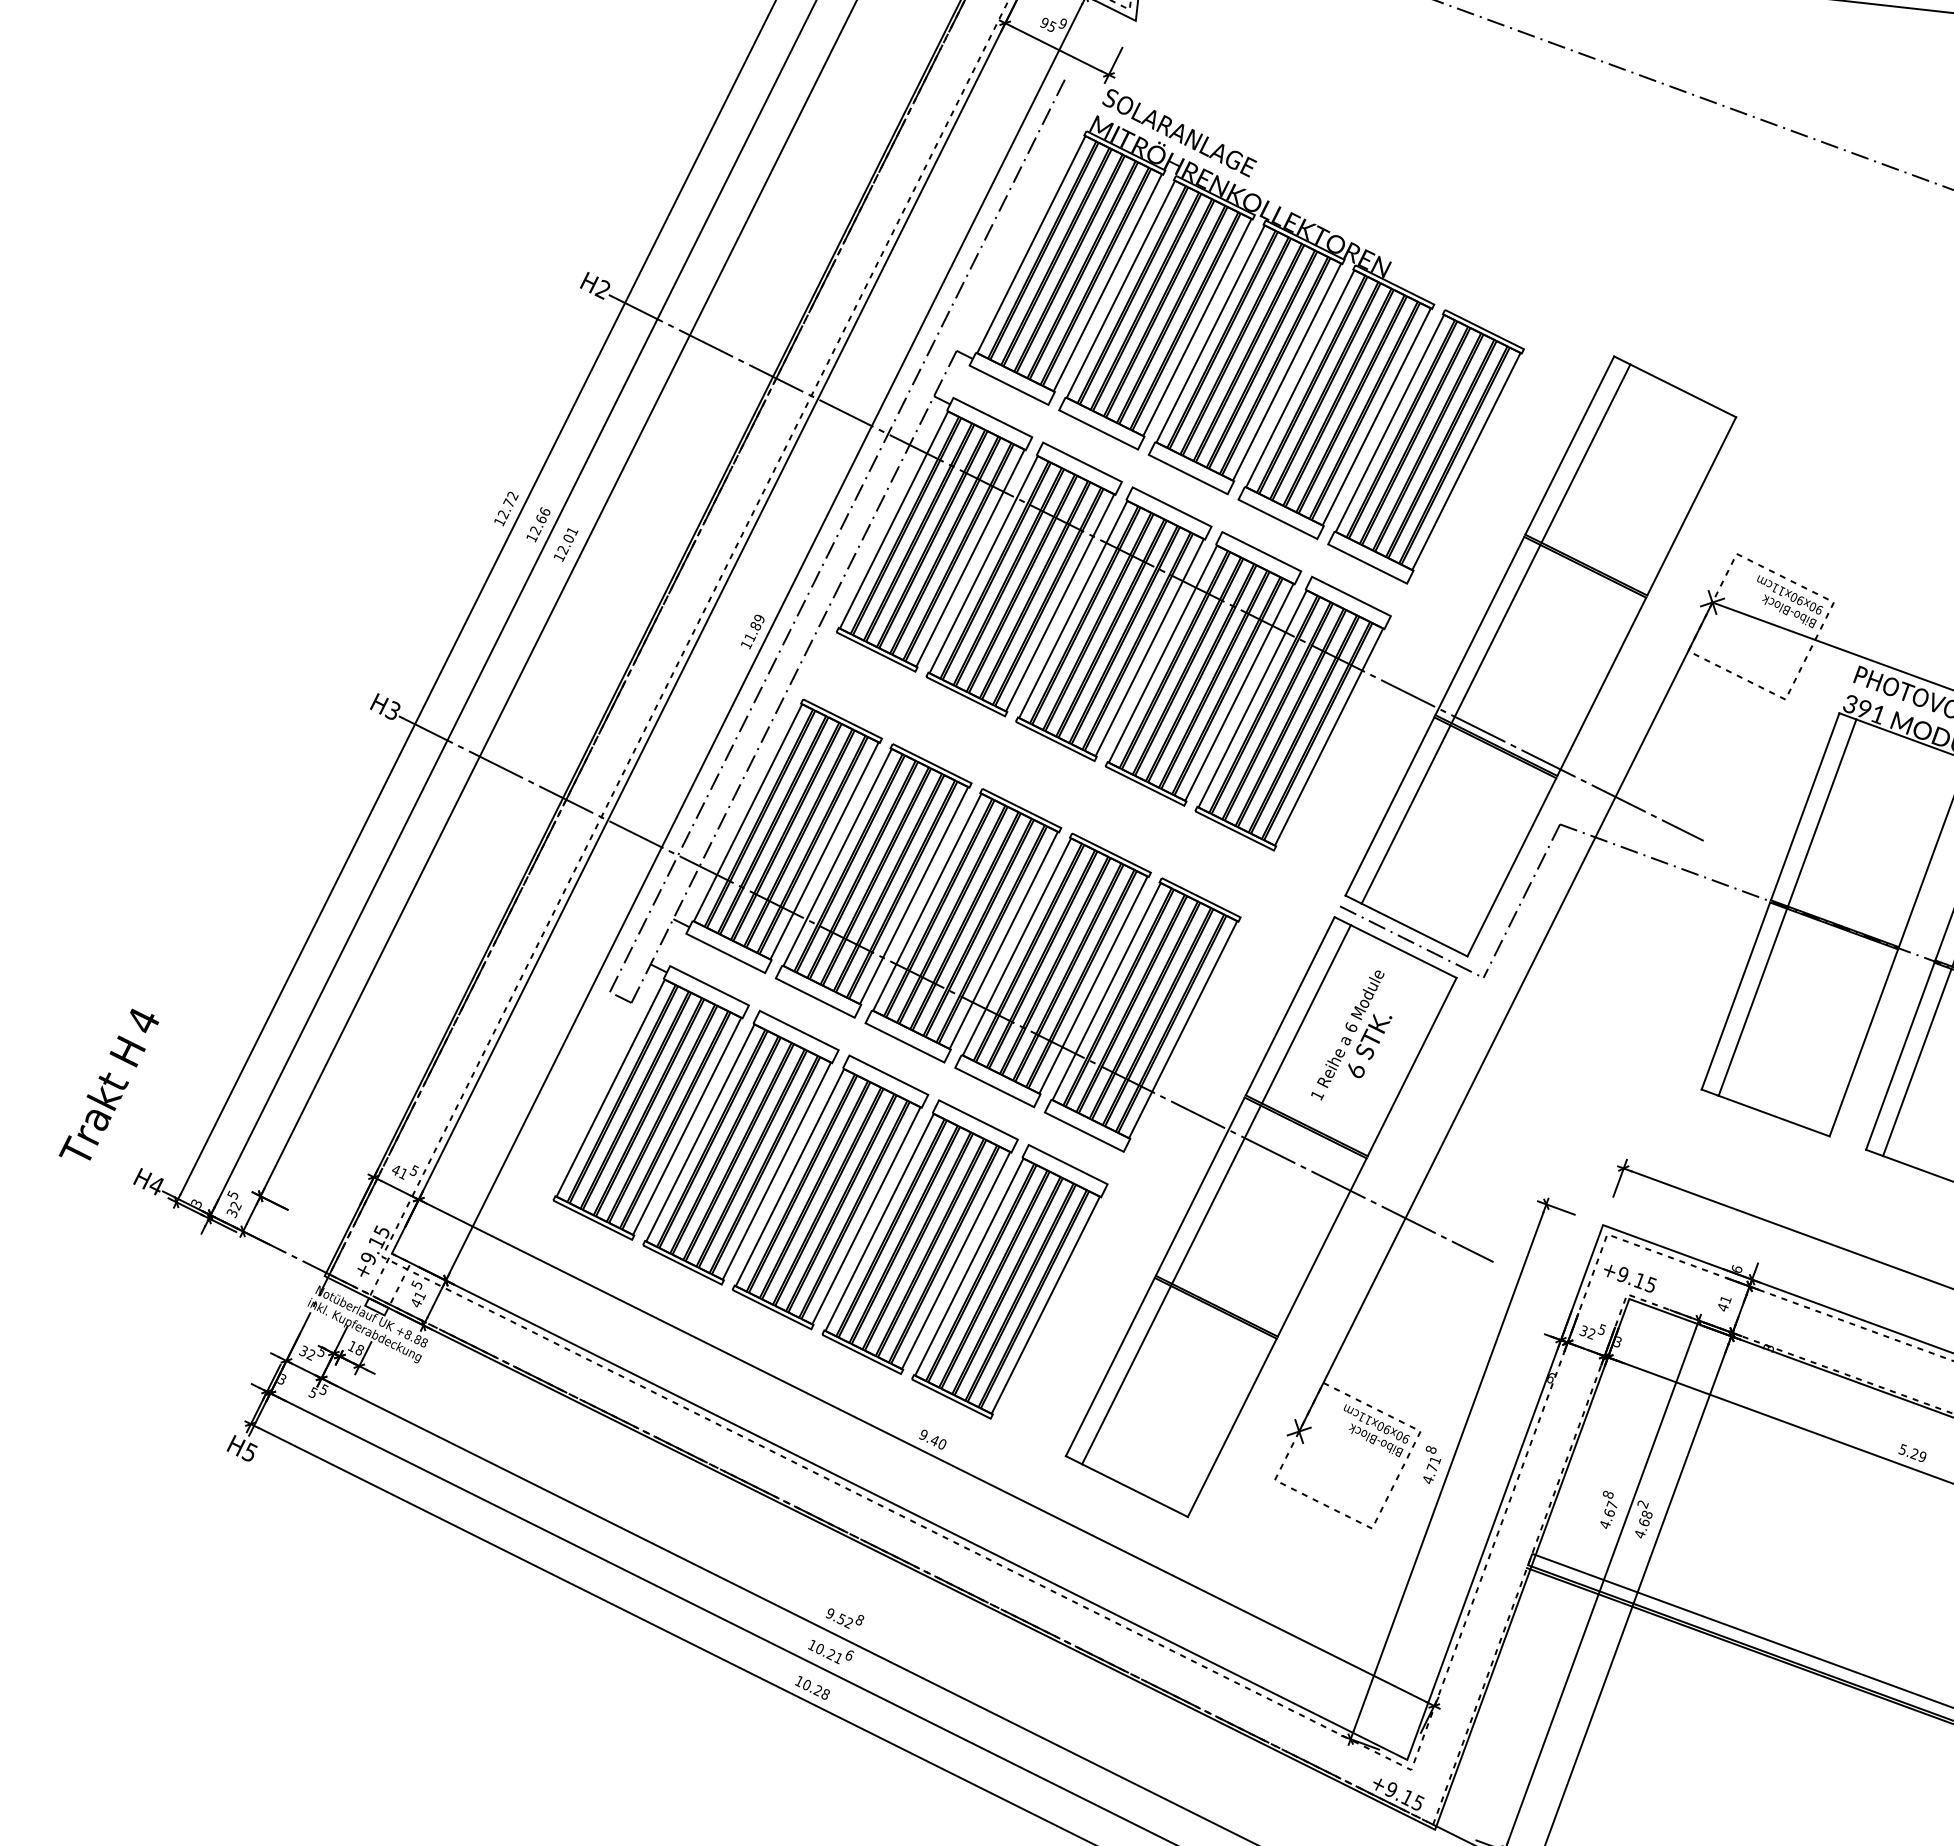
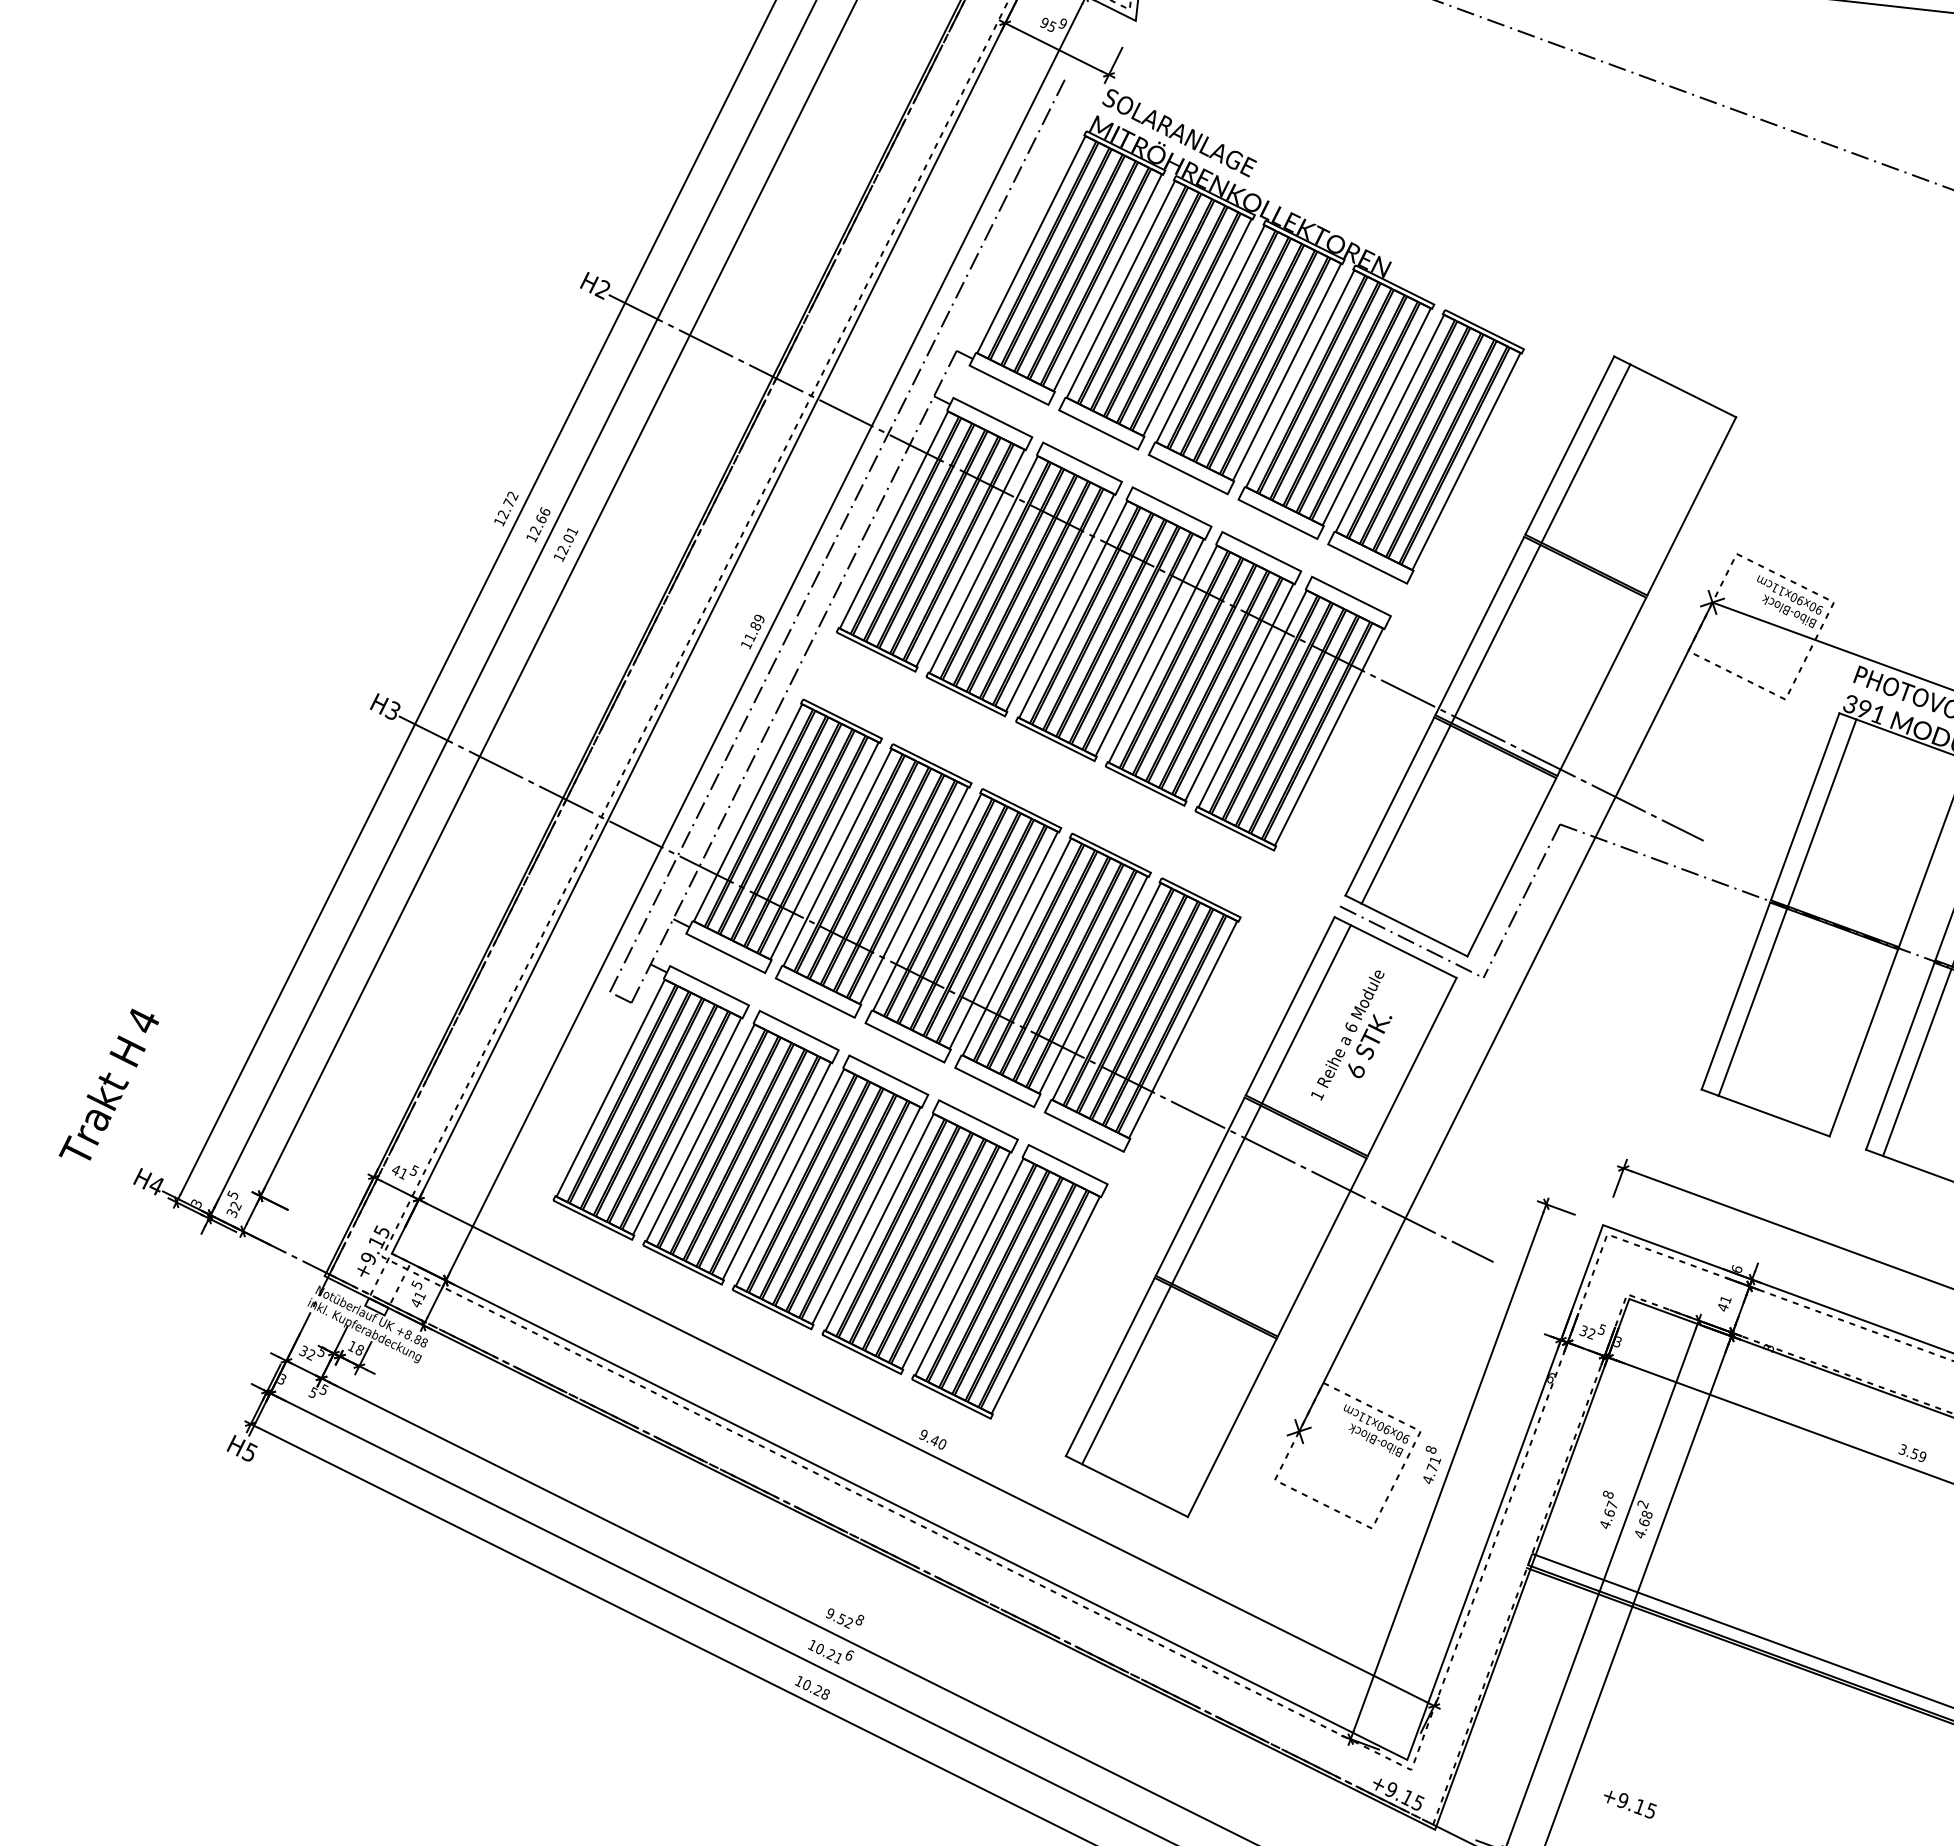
text position: (1630, 1278) -> (1630, 1804) (1630, 1804)
text: 5.29 -> 3.59 (1909, 1451)
